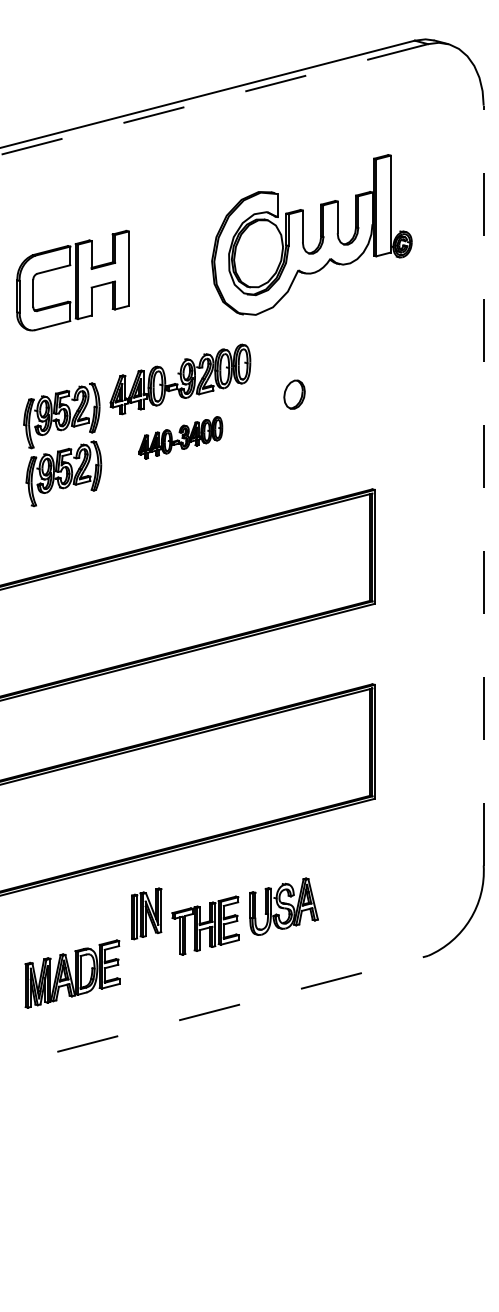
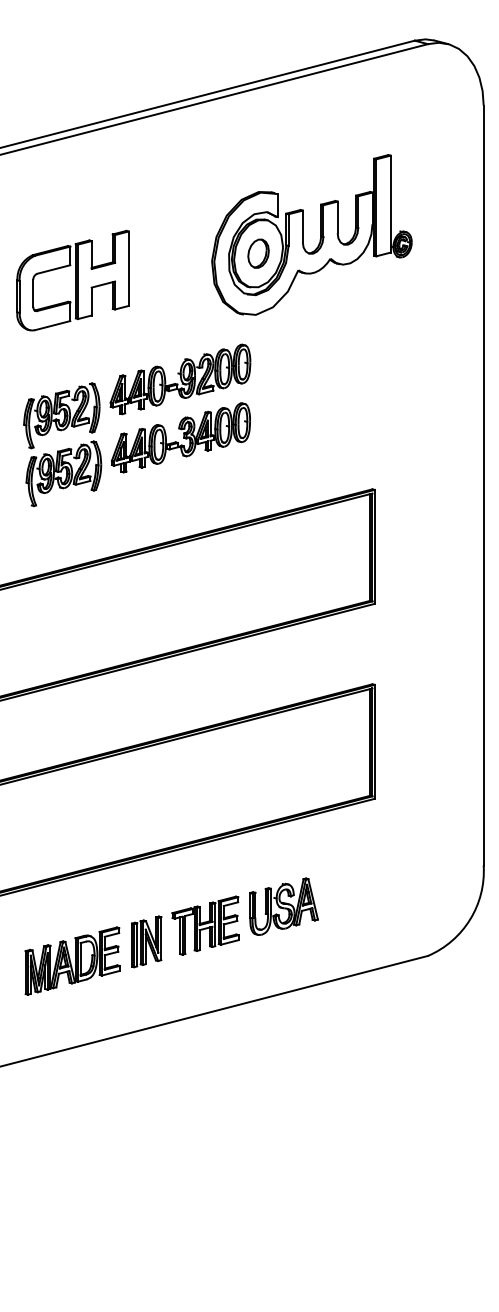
line: dashed -> solid (214, 99)
part position: (294, 394) -> (258, 253) (258, 253)
part size: 86x44 px -> 141x72 px (180, 437)
line: dashed -> solid (483, 485)
part position: (146, 913) -> (146, 941) (146, 941)
part position: (72, 973) -> (72, 960) (72, 960)
line: dashed -> solid (214, 1011)
